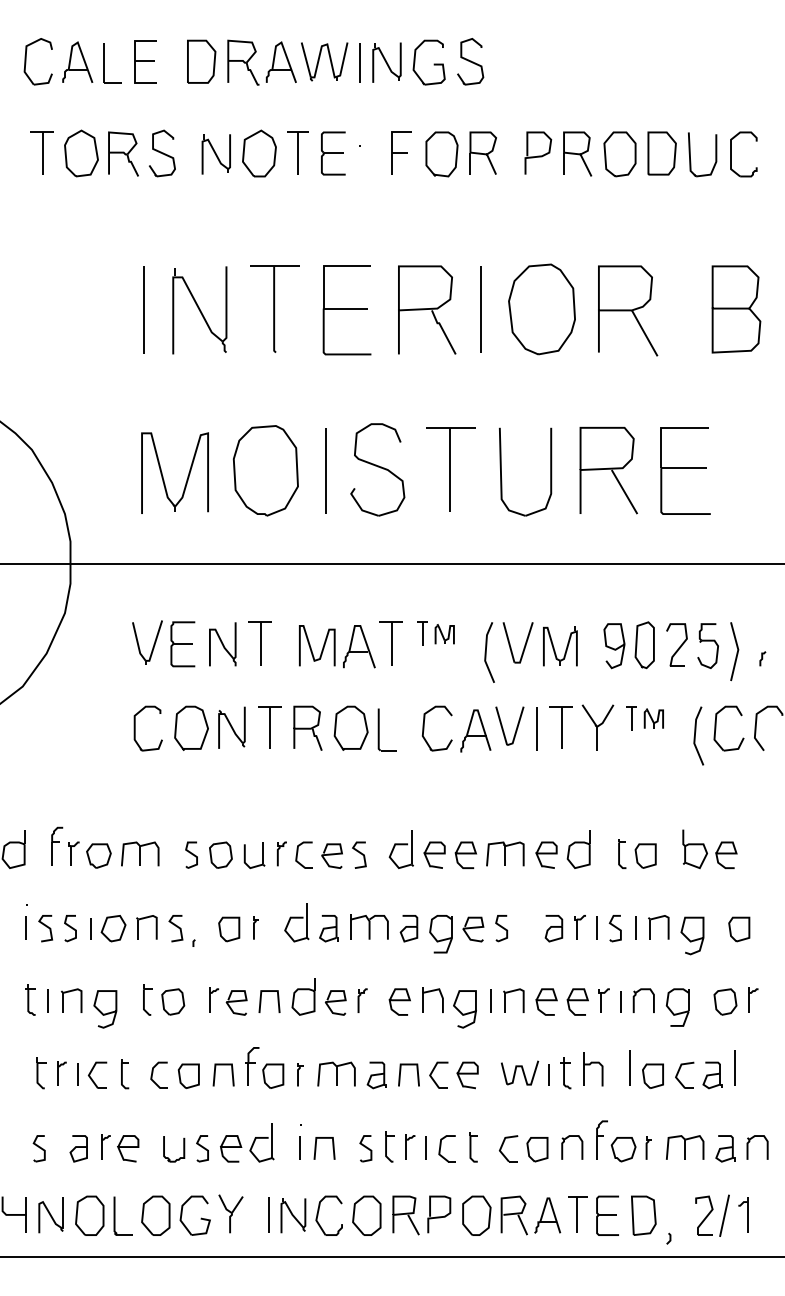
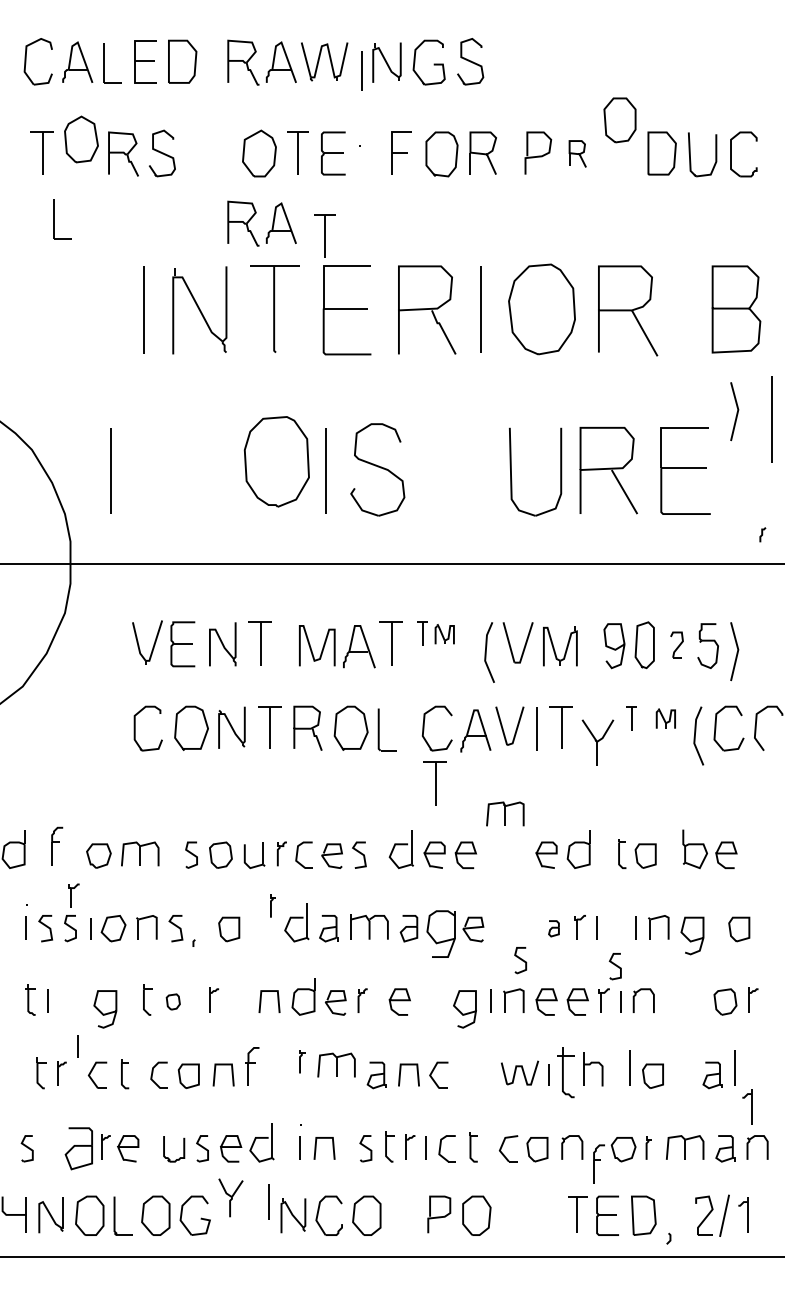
part position: (201, 61) -> (182, 61) (182, 61)
line position: (359, 62) -> (361, 70) (361, 70)
part position: (81, 153) -> (81, 139) (81, 139)
part size: 30x46 px -> 19x28 px (577, 153)
part: present -> none (215, 154)
part position: (619, 154) -> (619, 120) (619, 120)
part: none -> present (253, 217)
part: none -> present (54, 219)
part: none -> present (324, 235)
line: none -> present (736, 412)
line: none -> present (771, 419)
part: present -> none (450, 469)
line: none -> present (110, 470)
part position: (265, 470) -> (276, 461) (276, 461)
part position: (501, 471) -> (511, 471) (511, 471)
part: present -> none (163, 476)
part size: 22x44 px -> 14x28 px (676, 644)
curve position: (762, 658) -> (762, 534) (762, 534)
part position: (653, 718) -> (665, 718) (665, 718)
part position: (597, 727) -> (597, 742) (597, 742)
part: none -> present (434, 783)
part position: (73, 853) -> (73, 895) (73, 895)
part position: (505, 853) -> (505, 813) (505, 813)
part position: (255, 927) -> (272, 905) (272, 905)
part position: (501, 928) -> (520, 960) (520, 960)
part size: 20x28 px -> 12x18 px (553, 928)
part position: (614, 928) -> (614, 966) (614, 966)
part size: 24x39 px -> 30x48 px (440, 933)
part: present -> none (430, 992)
part: present -> none (63, 1000)
part size: 25x28 px -> 16x18 px (172, 1001)
curve: present -> none (236, 1002)
part: present -> none (677, 1007)
part position: (336, 1073) -> (336, 1064) (336, 1064)
part size: 12x33 px -> 18x52 px (565, 1072)
line position: (77, 1074) -> (77, 1046) (77, 1046)
part position: (300, 1074) -> (302, 1061) (302, 1061)
curve: present -> none (467, 1074)
part: present -> none (684, 1074)
part: present -> none (273, 1075)
part: none -> present (747, 1106)
part position: (601, 1139) -> (598, 1163) (598, 1163)
part position: (38, 1148) -> (26, 1148) (26, 1148)
part size: 19x28 px -> 29x44 px (78, 1148)
part: present -> none (523, 1212)
part position: (230, 1213) -> (230, 1197) (230, 1197)
line position: (268, 1214) -> (268, 1201) (268, 1201)
part: present -> none (405, 1215)
